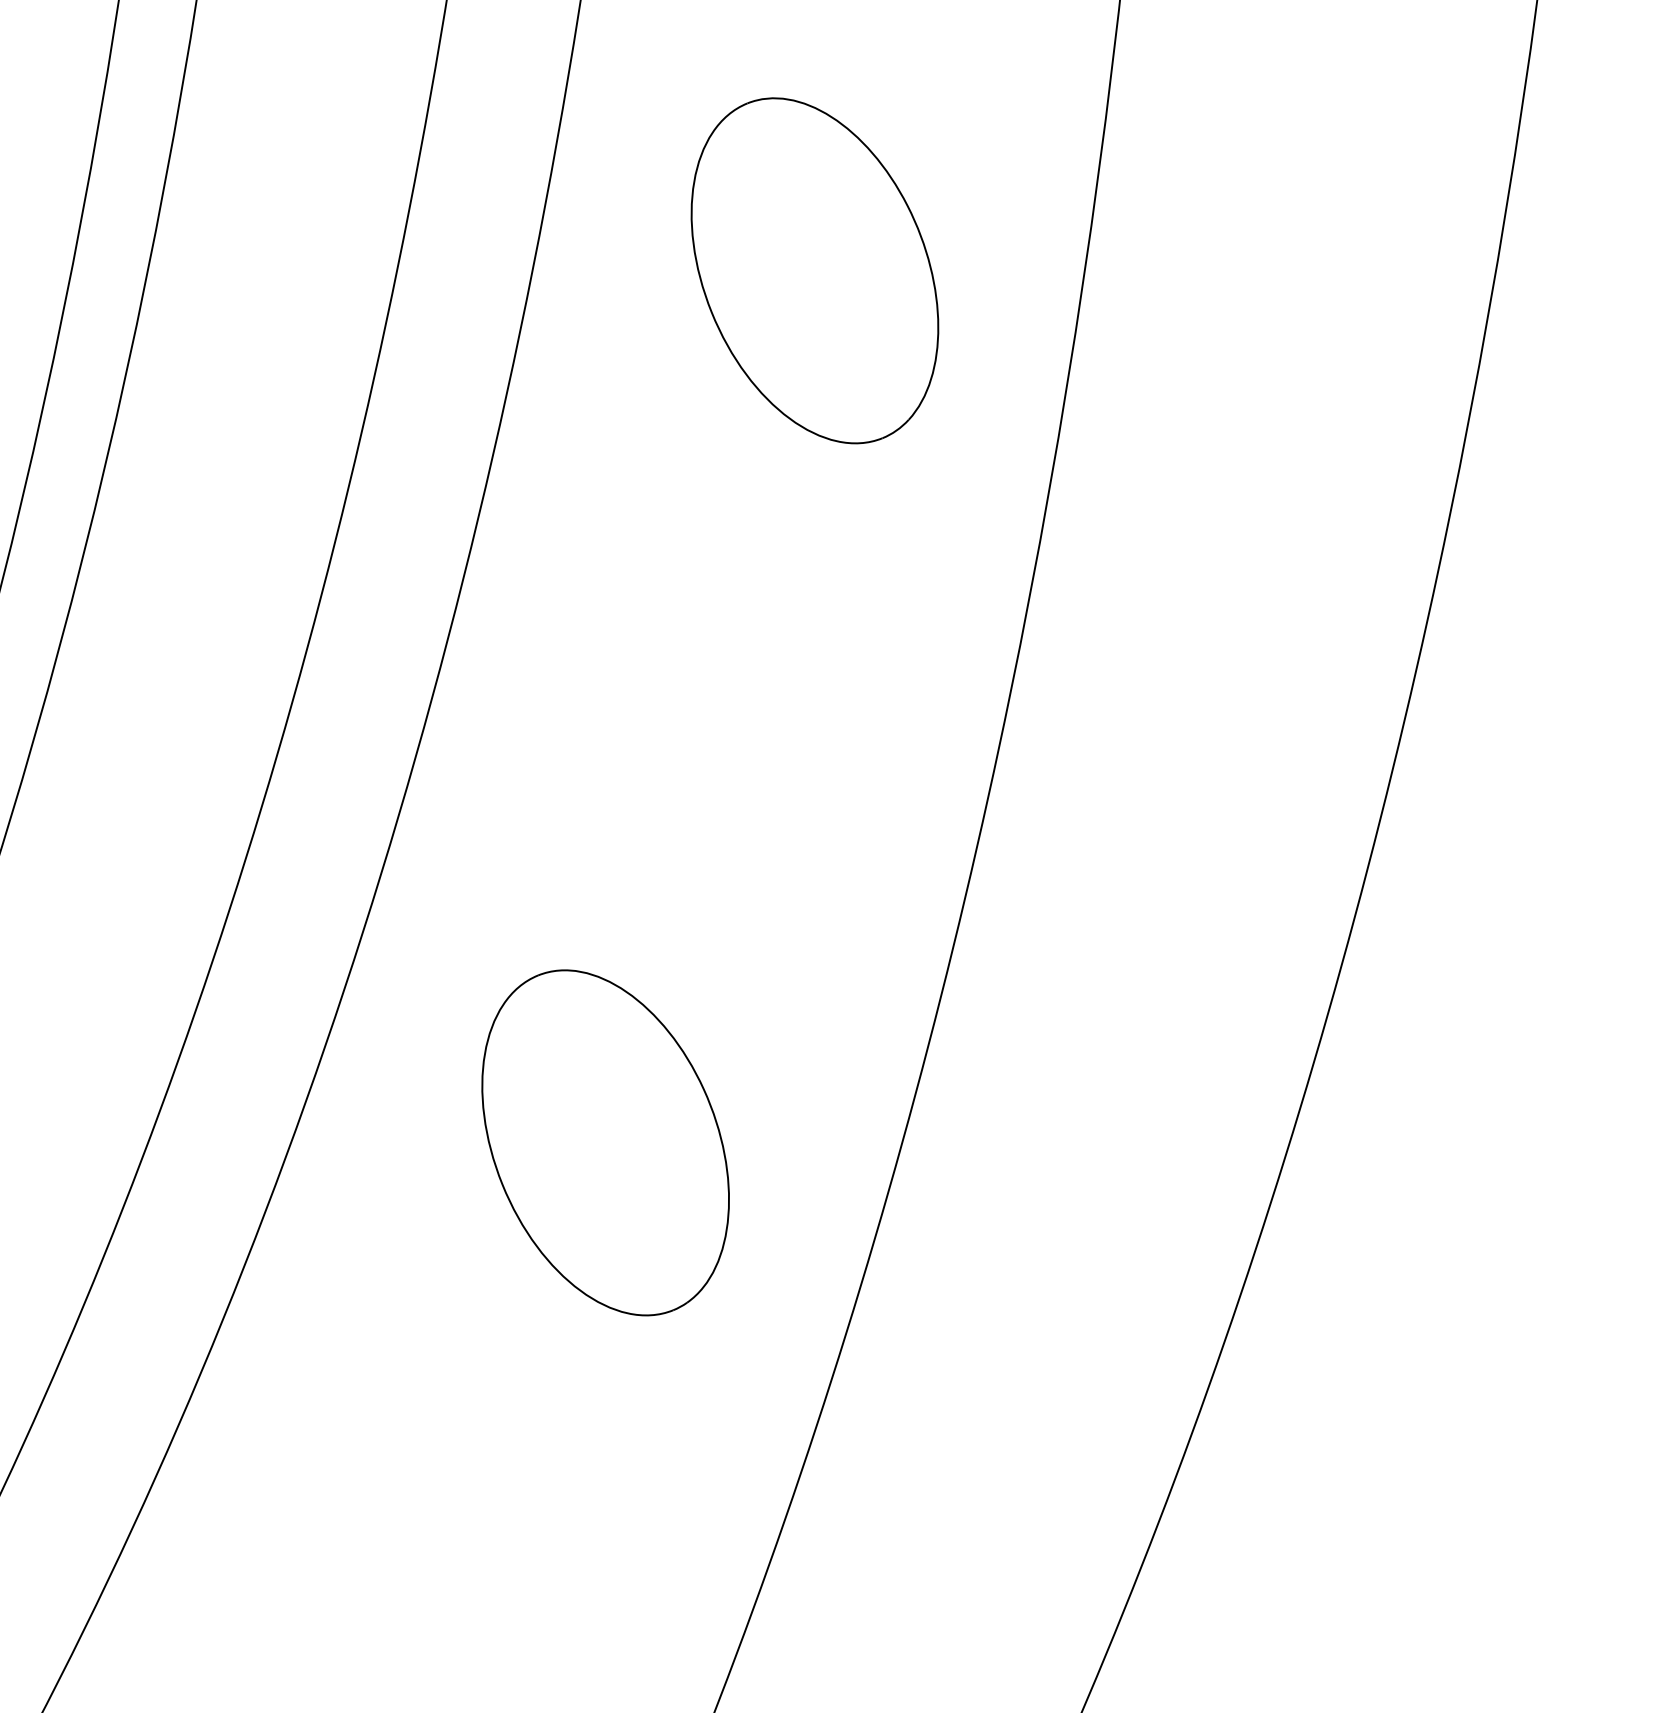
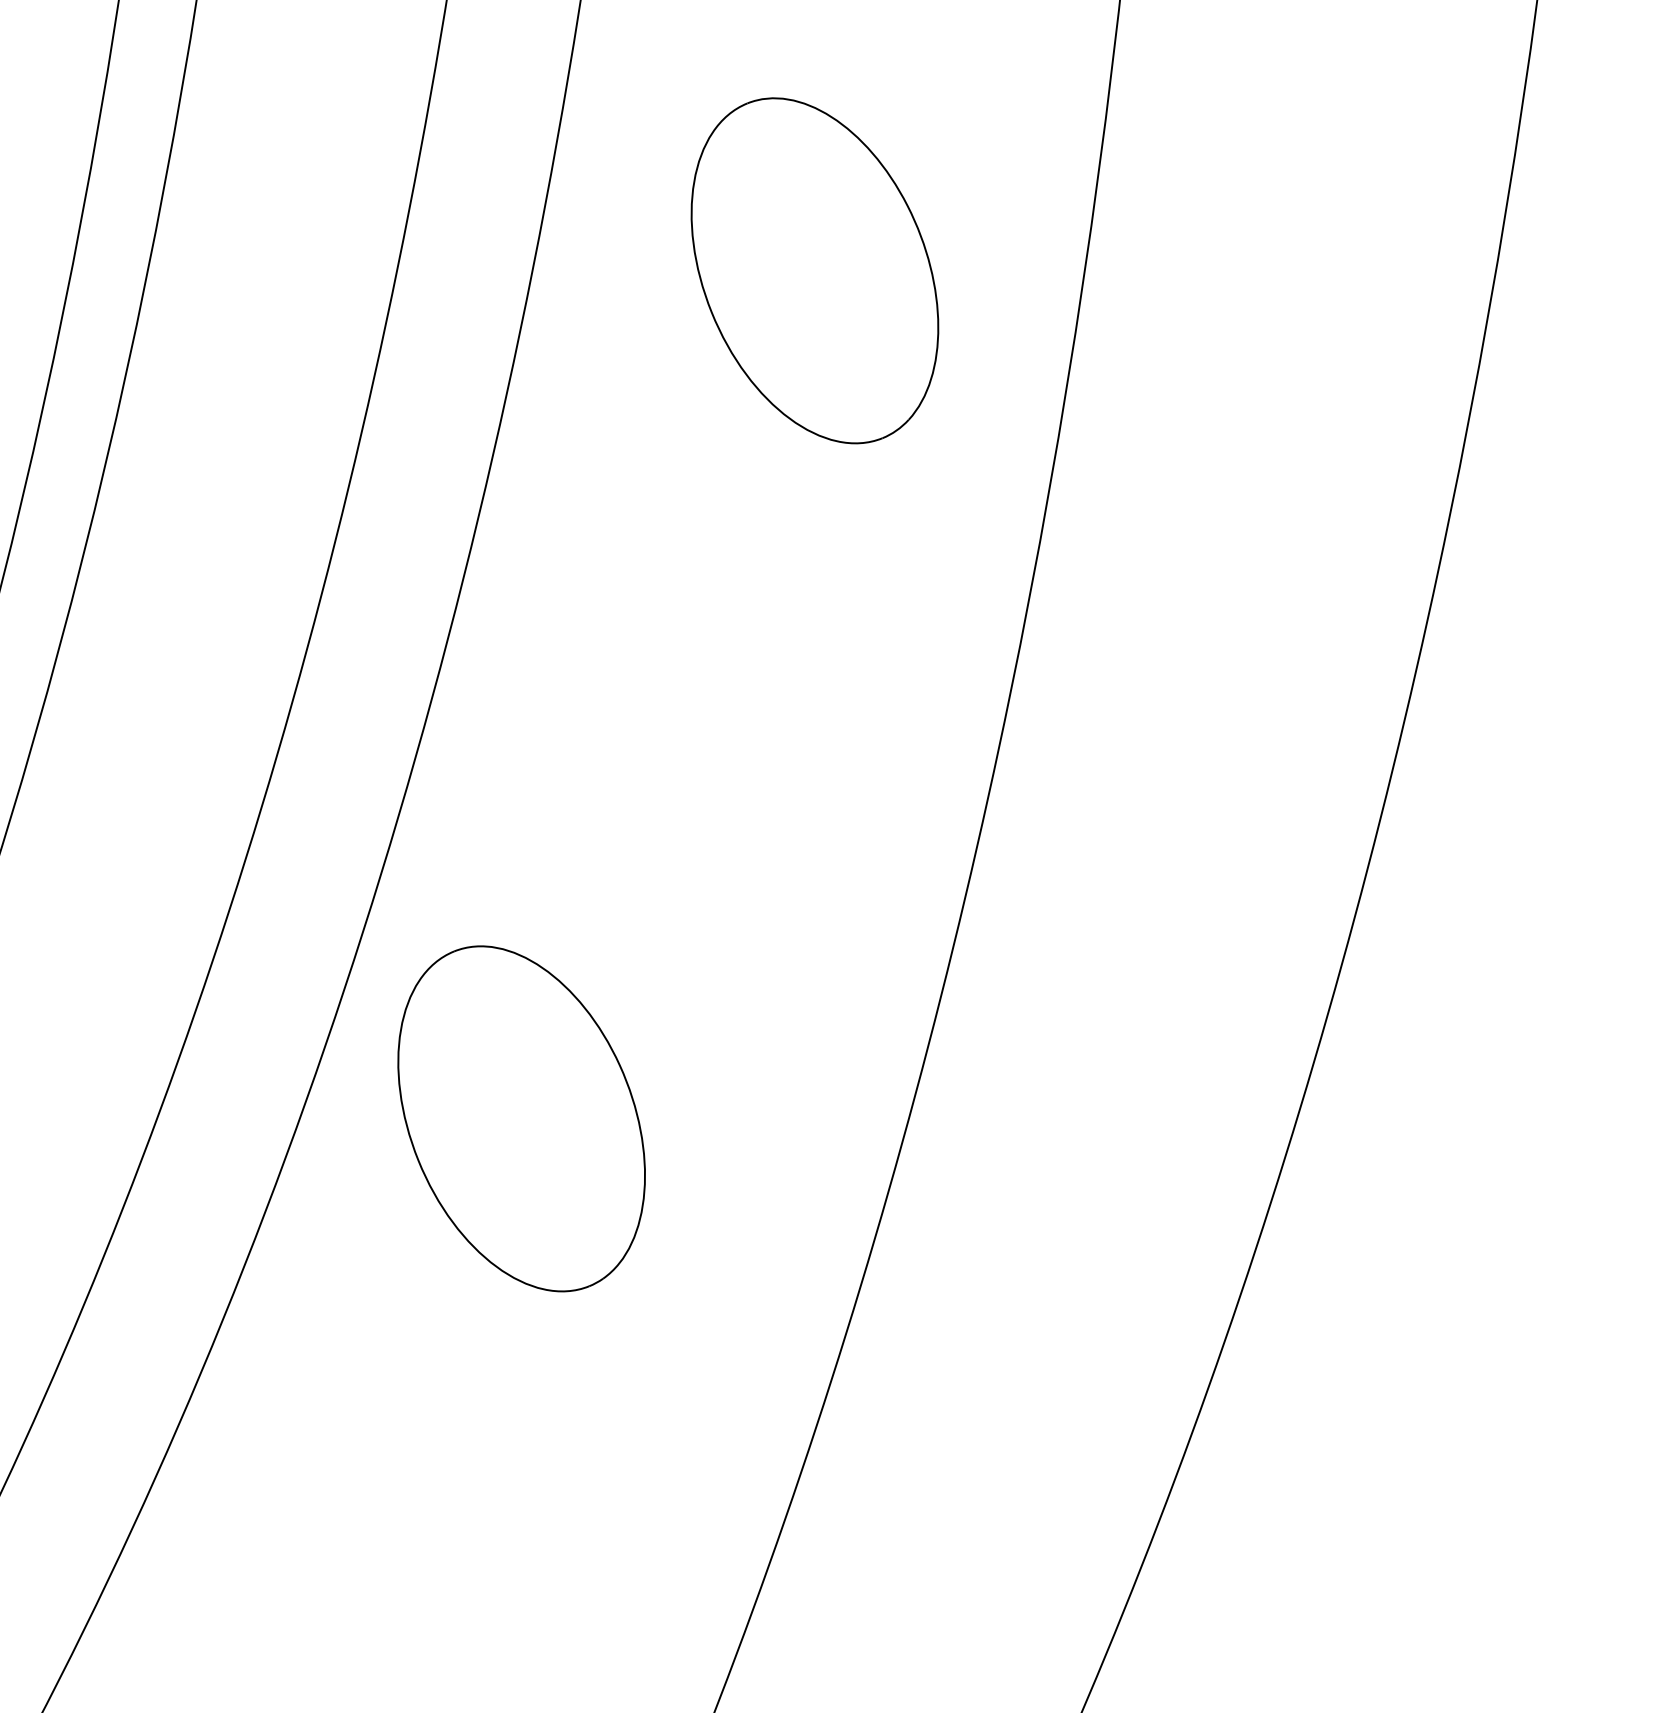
part position: (605, 1142) -> (521, 1118) (521, 1118)
